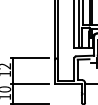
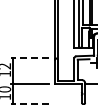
line: solid -> dashed (29, 58)
line: solid -> dashed (29, 104)
